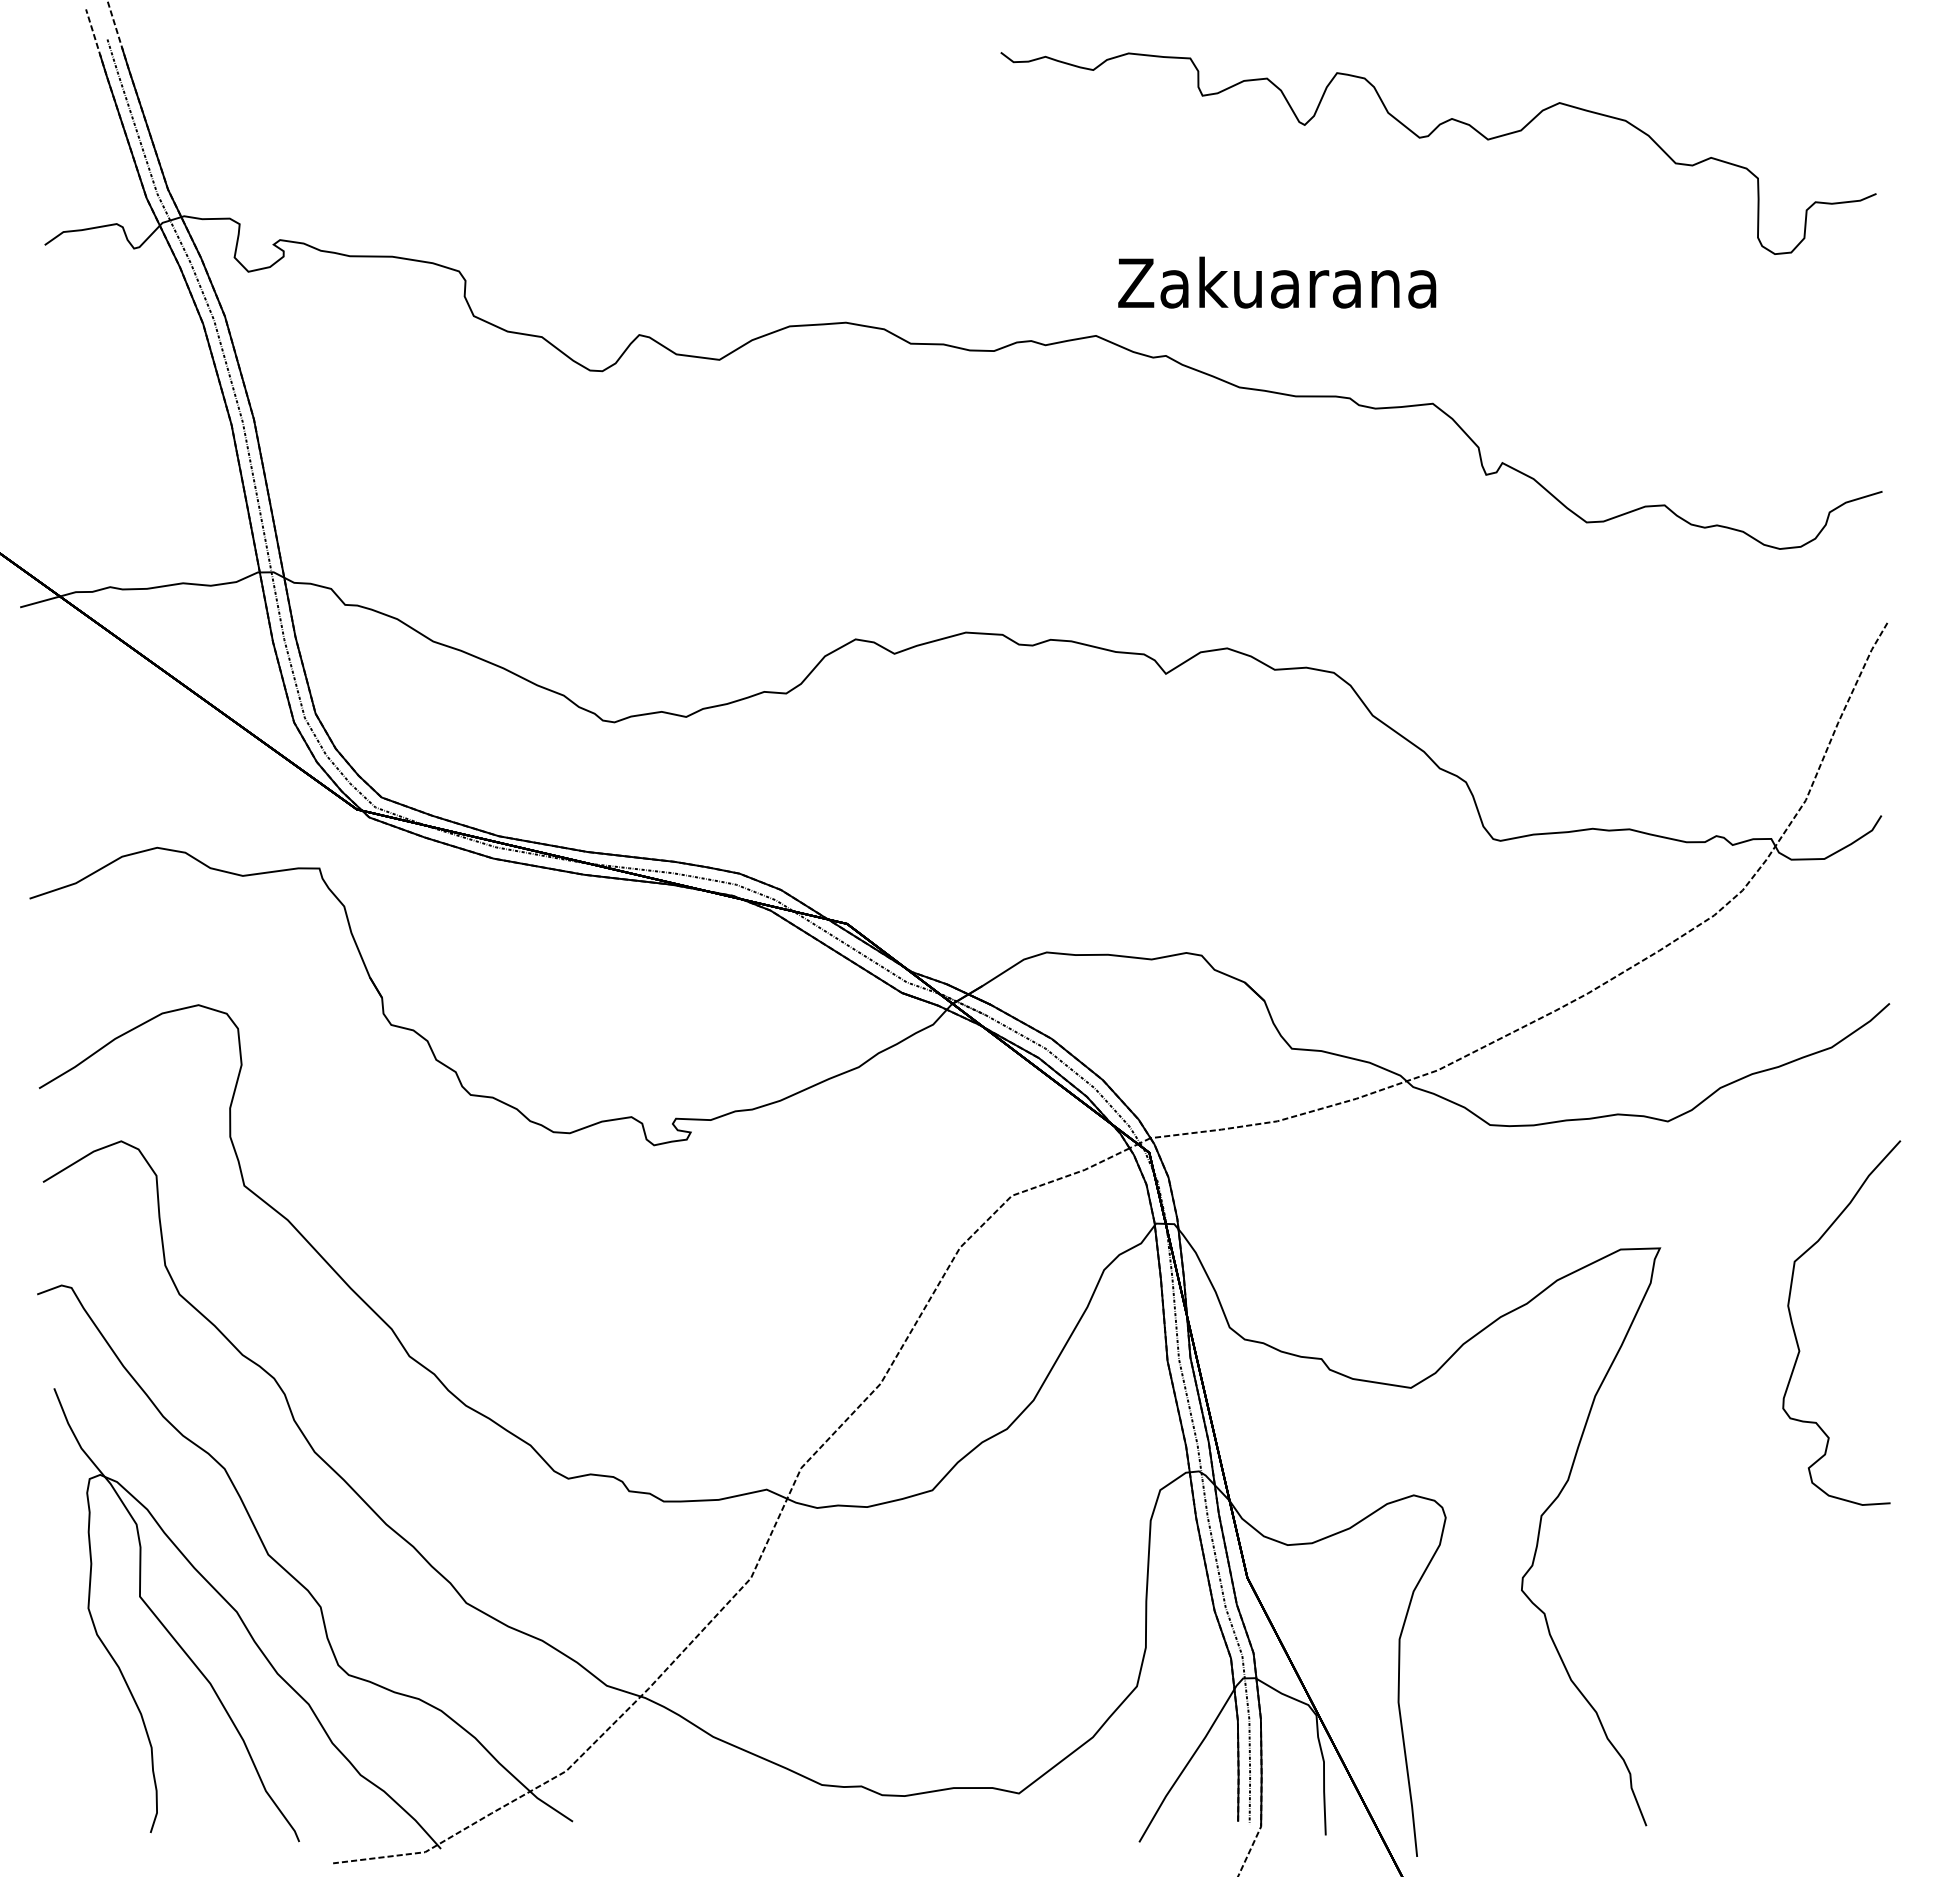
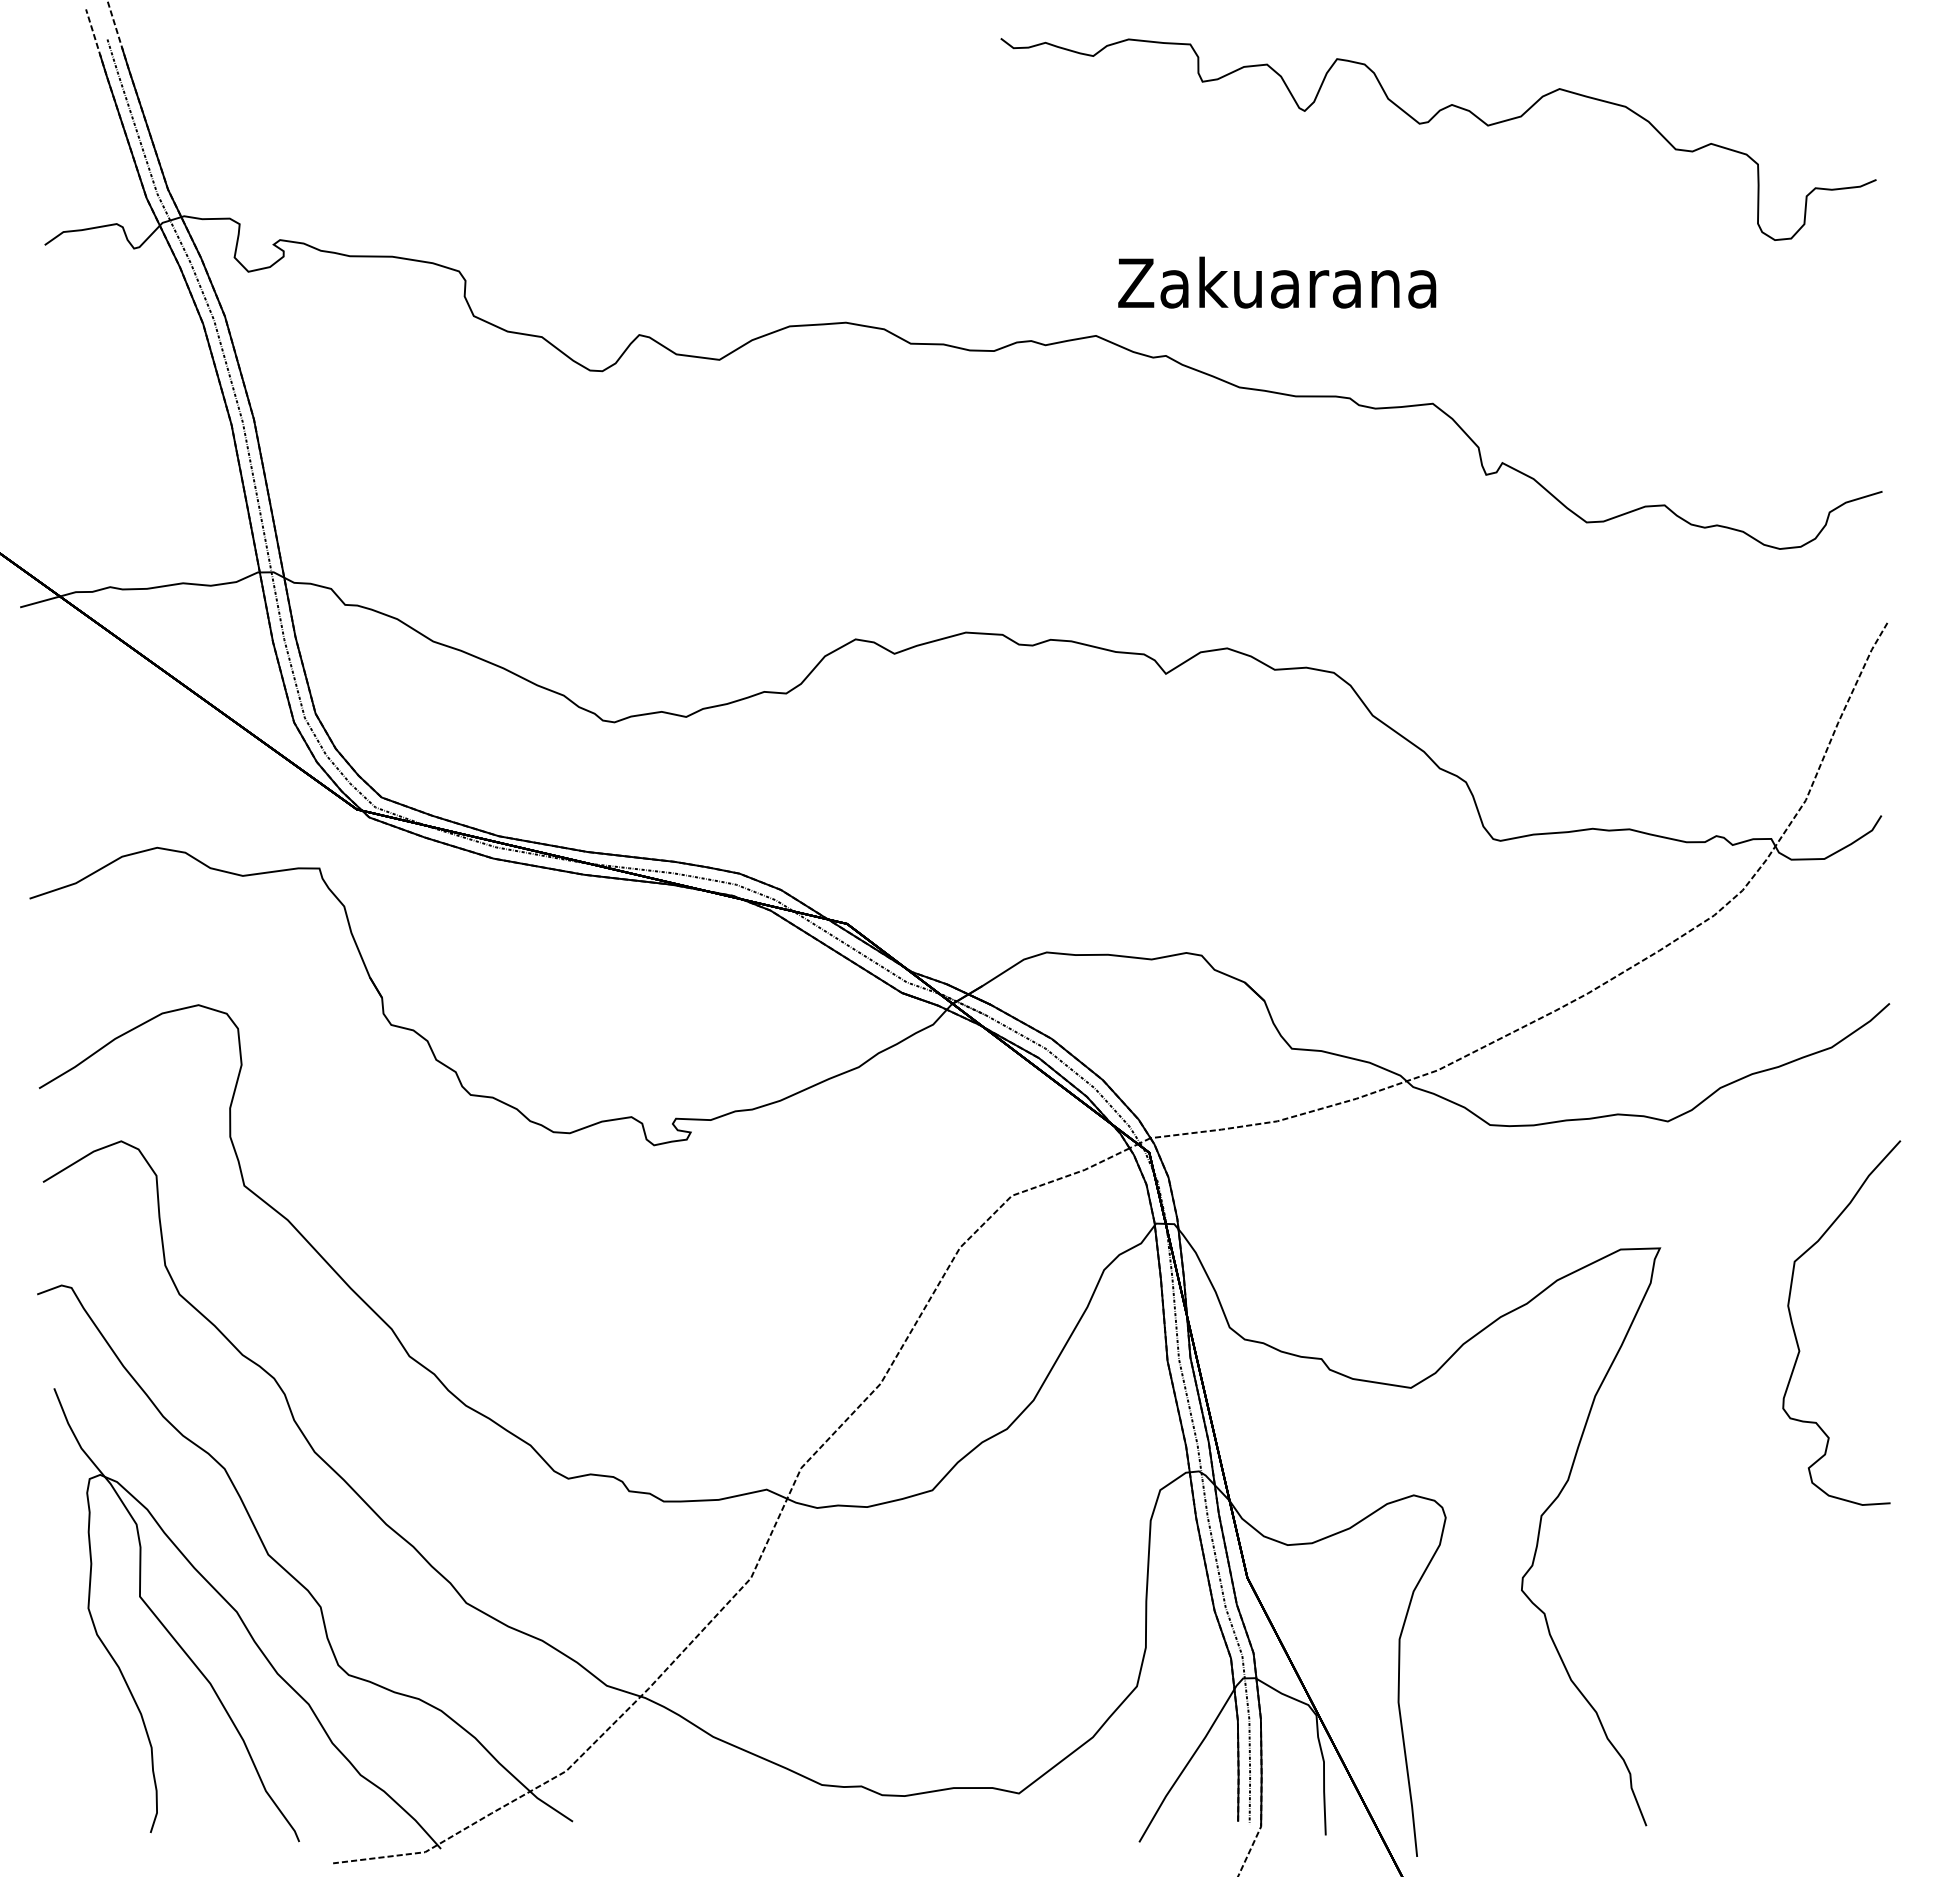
curve position: (1429, 136) -> (1429, 122) (1429, 122)
